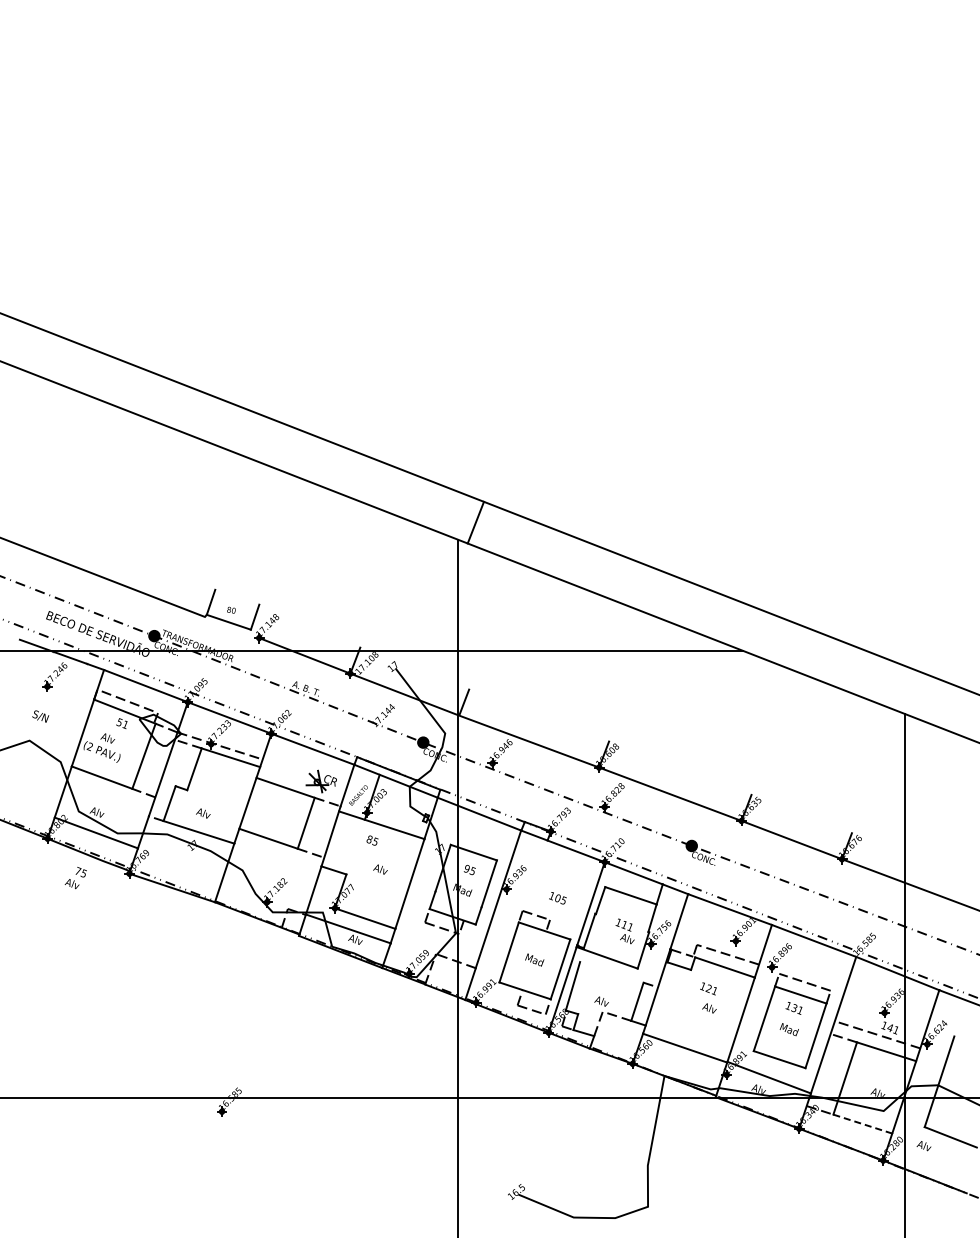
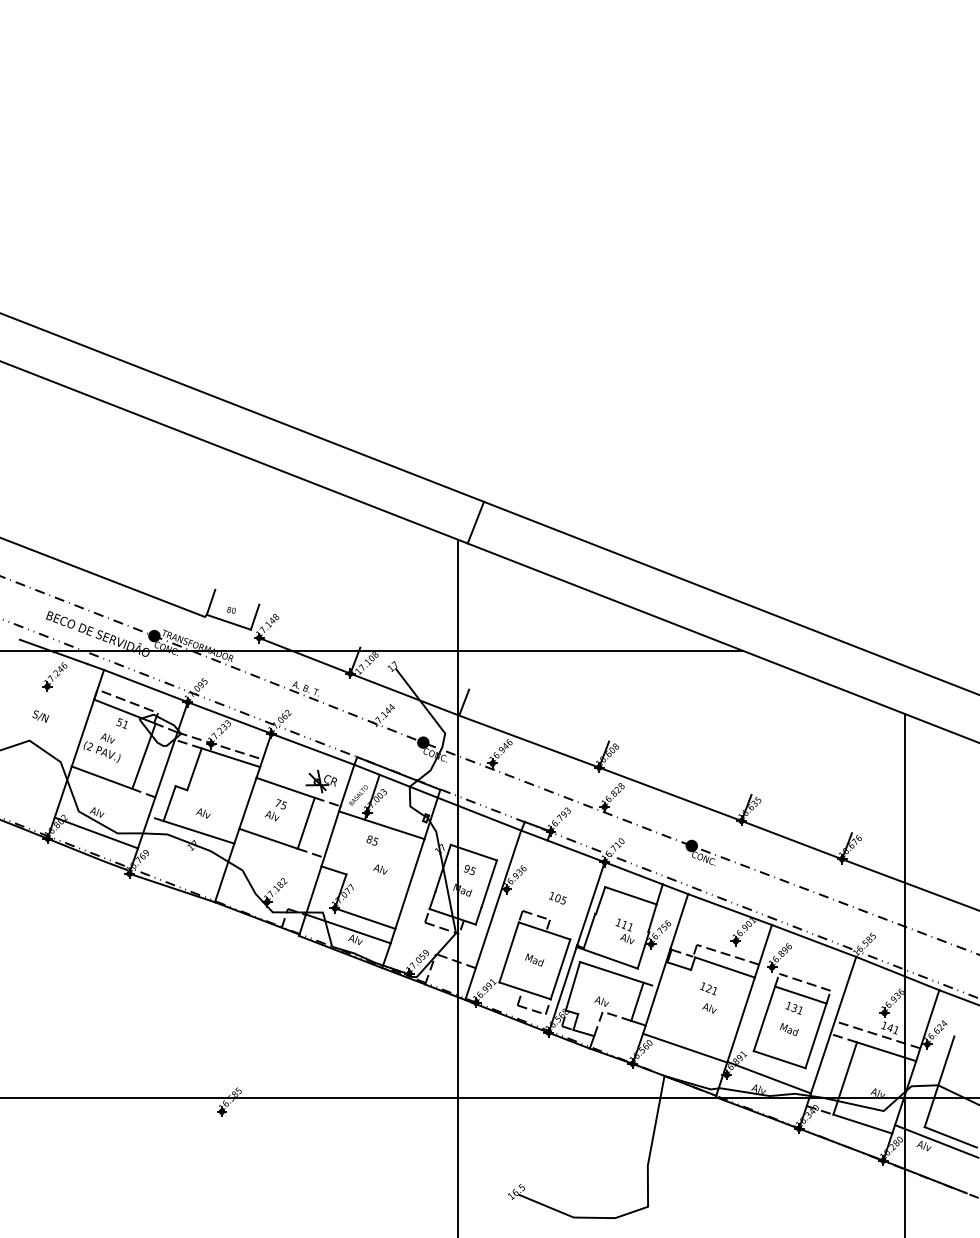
text position: (75, 878) -> (275, 810) (275, 810)
line: none -> present (611, 972)
line: dashed -> solid (862, 1124)
line: none -> present (935, 1141)
